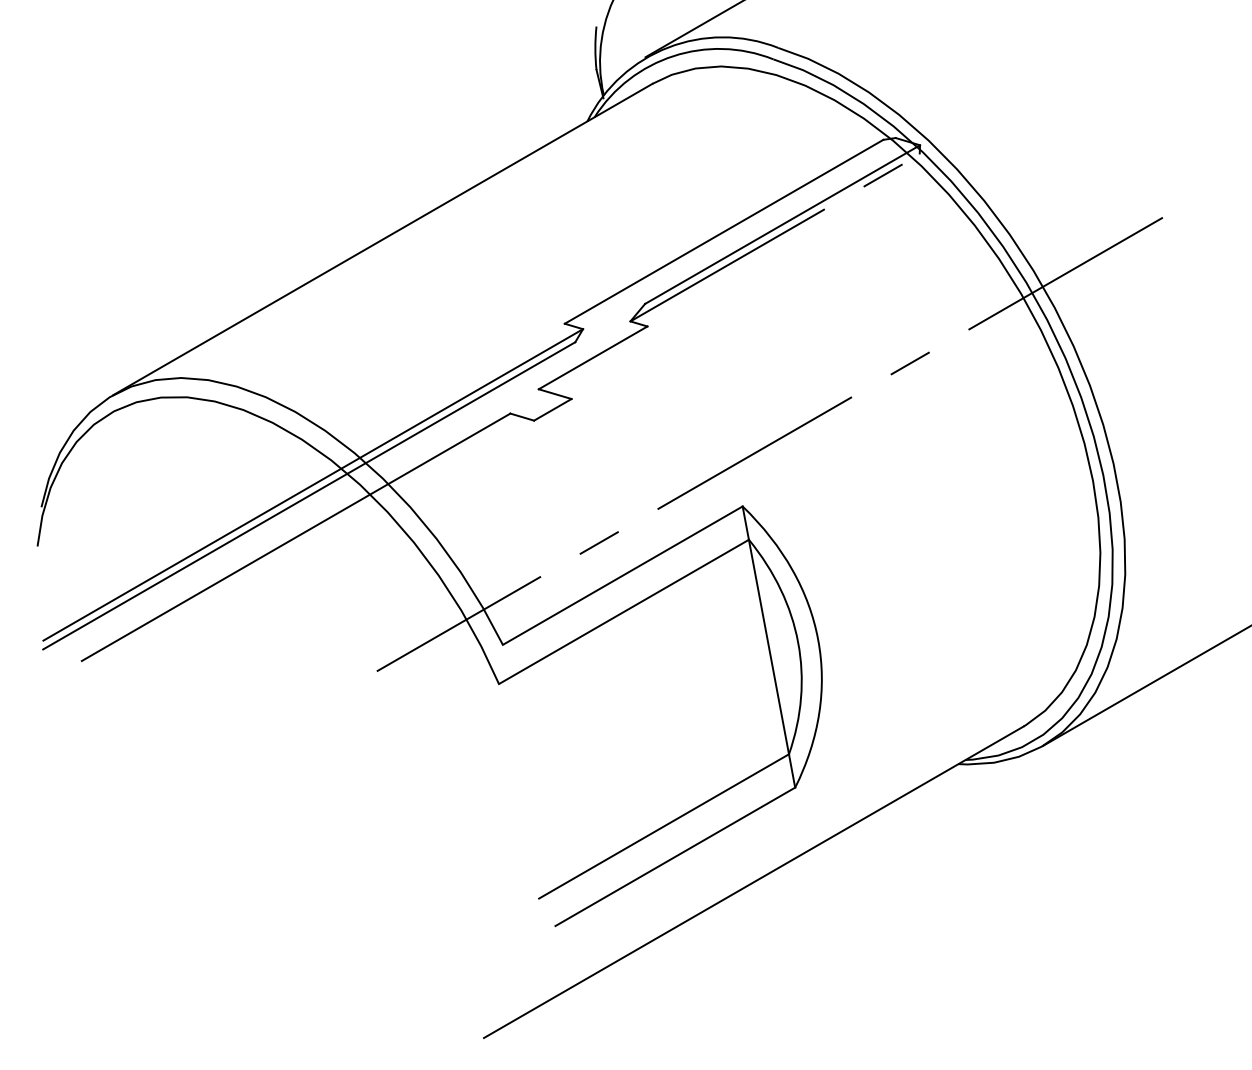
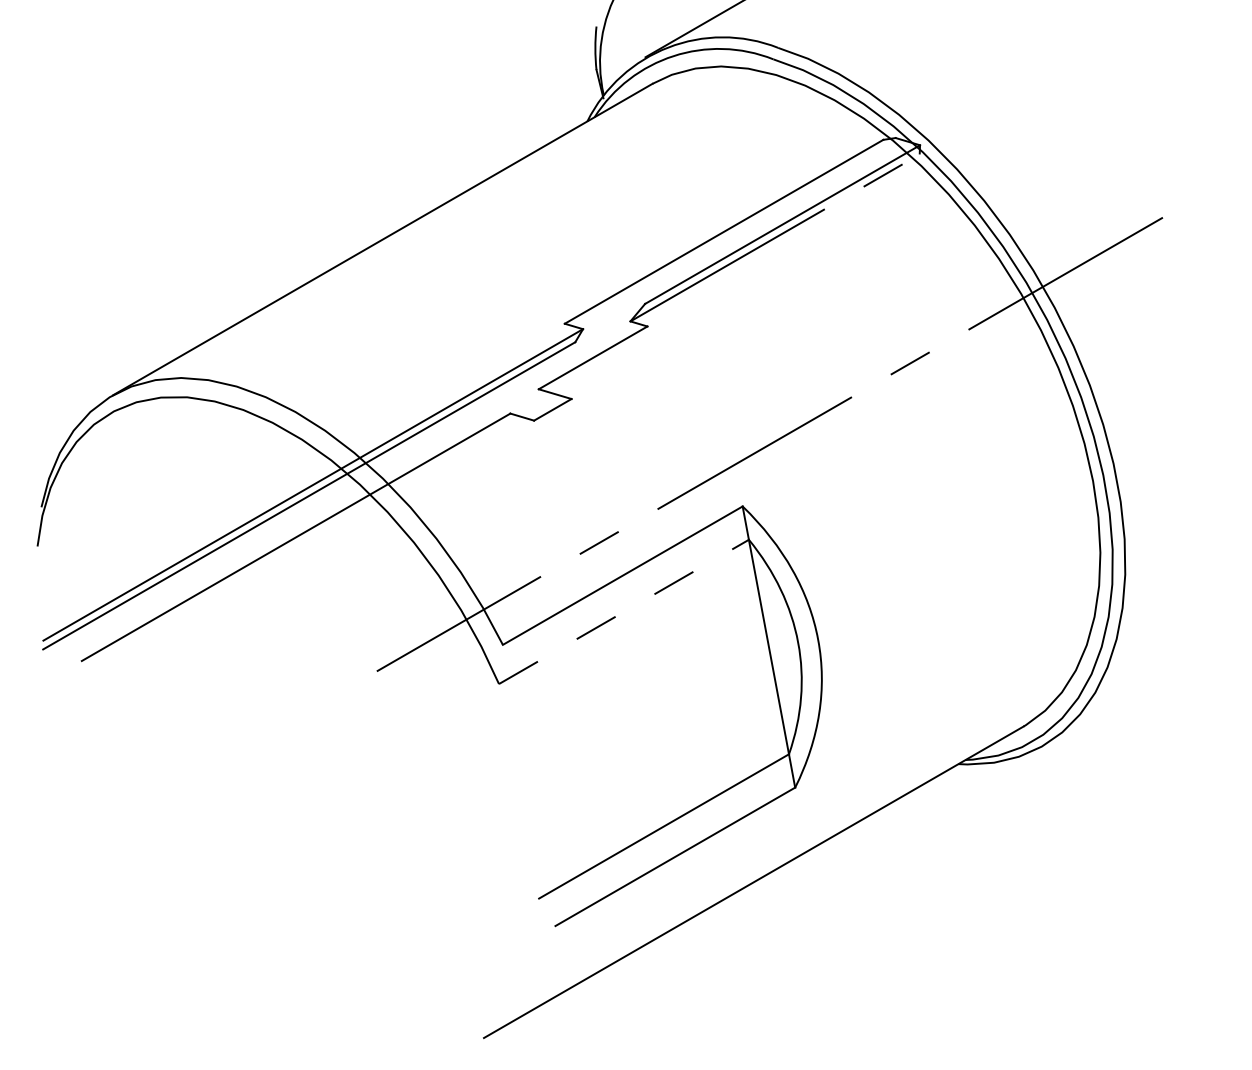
line: solid -> dashed (624, 611)
line: present -> none (1145, 686)
